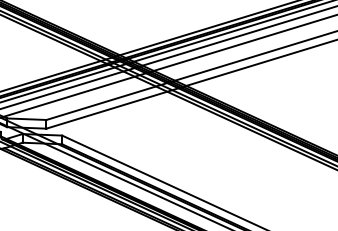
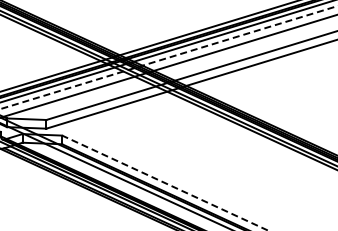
line: solid -> dashed (168, 57)
line: solid -> dashed (164, 182)
